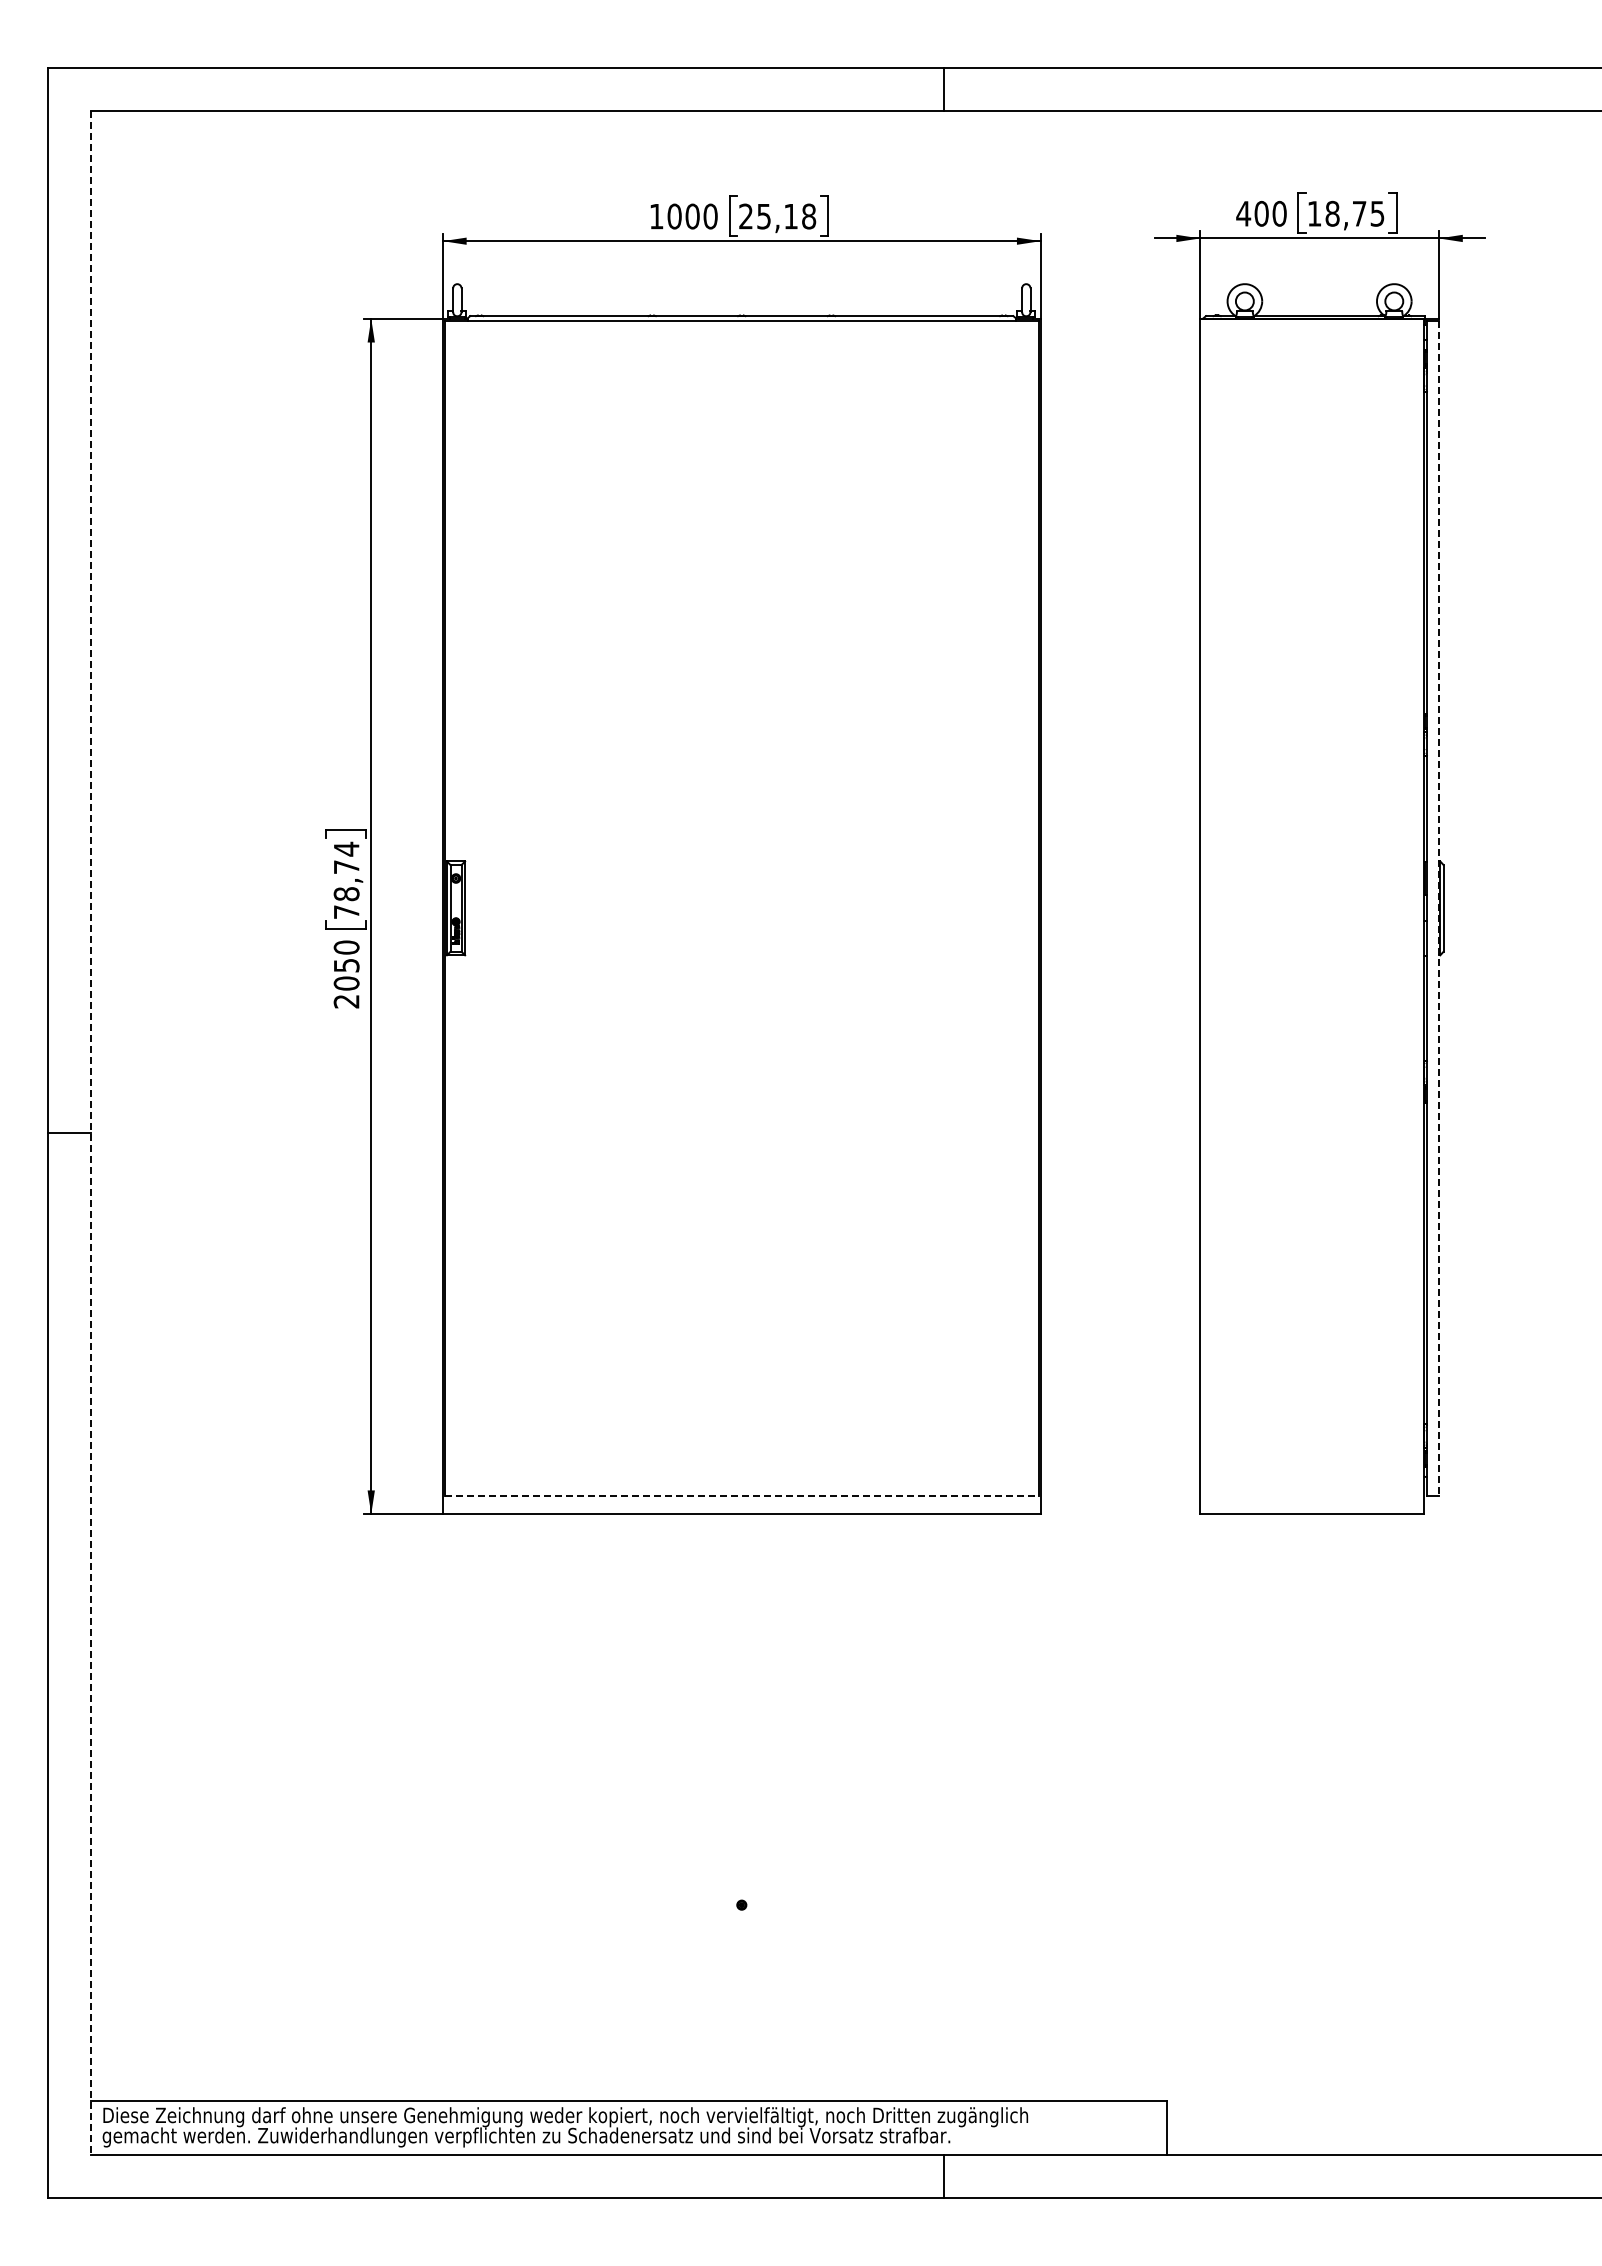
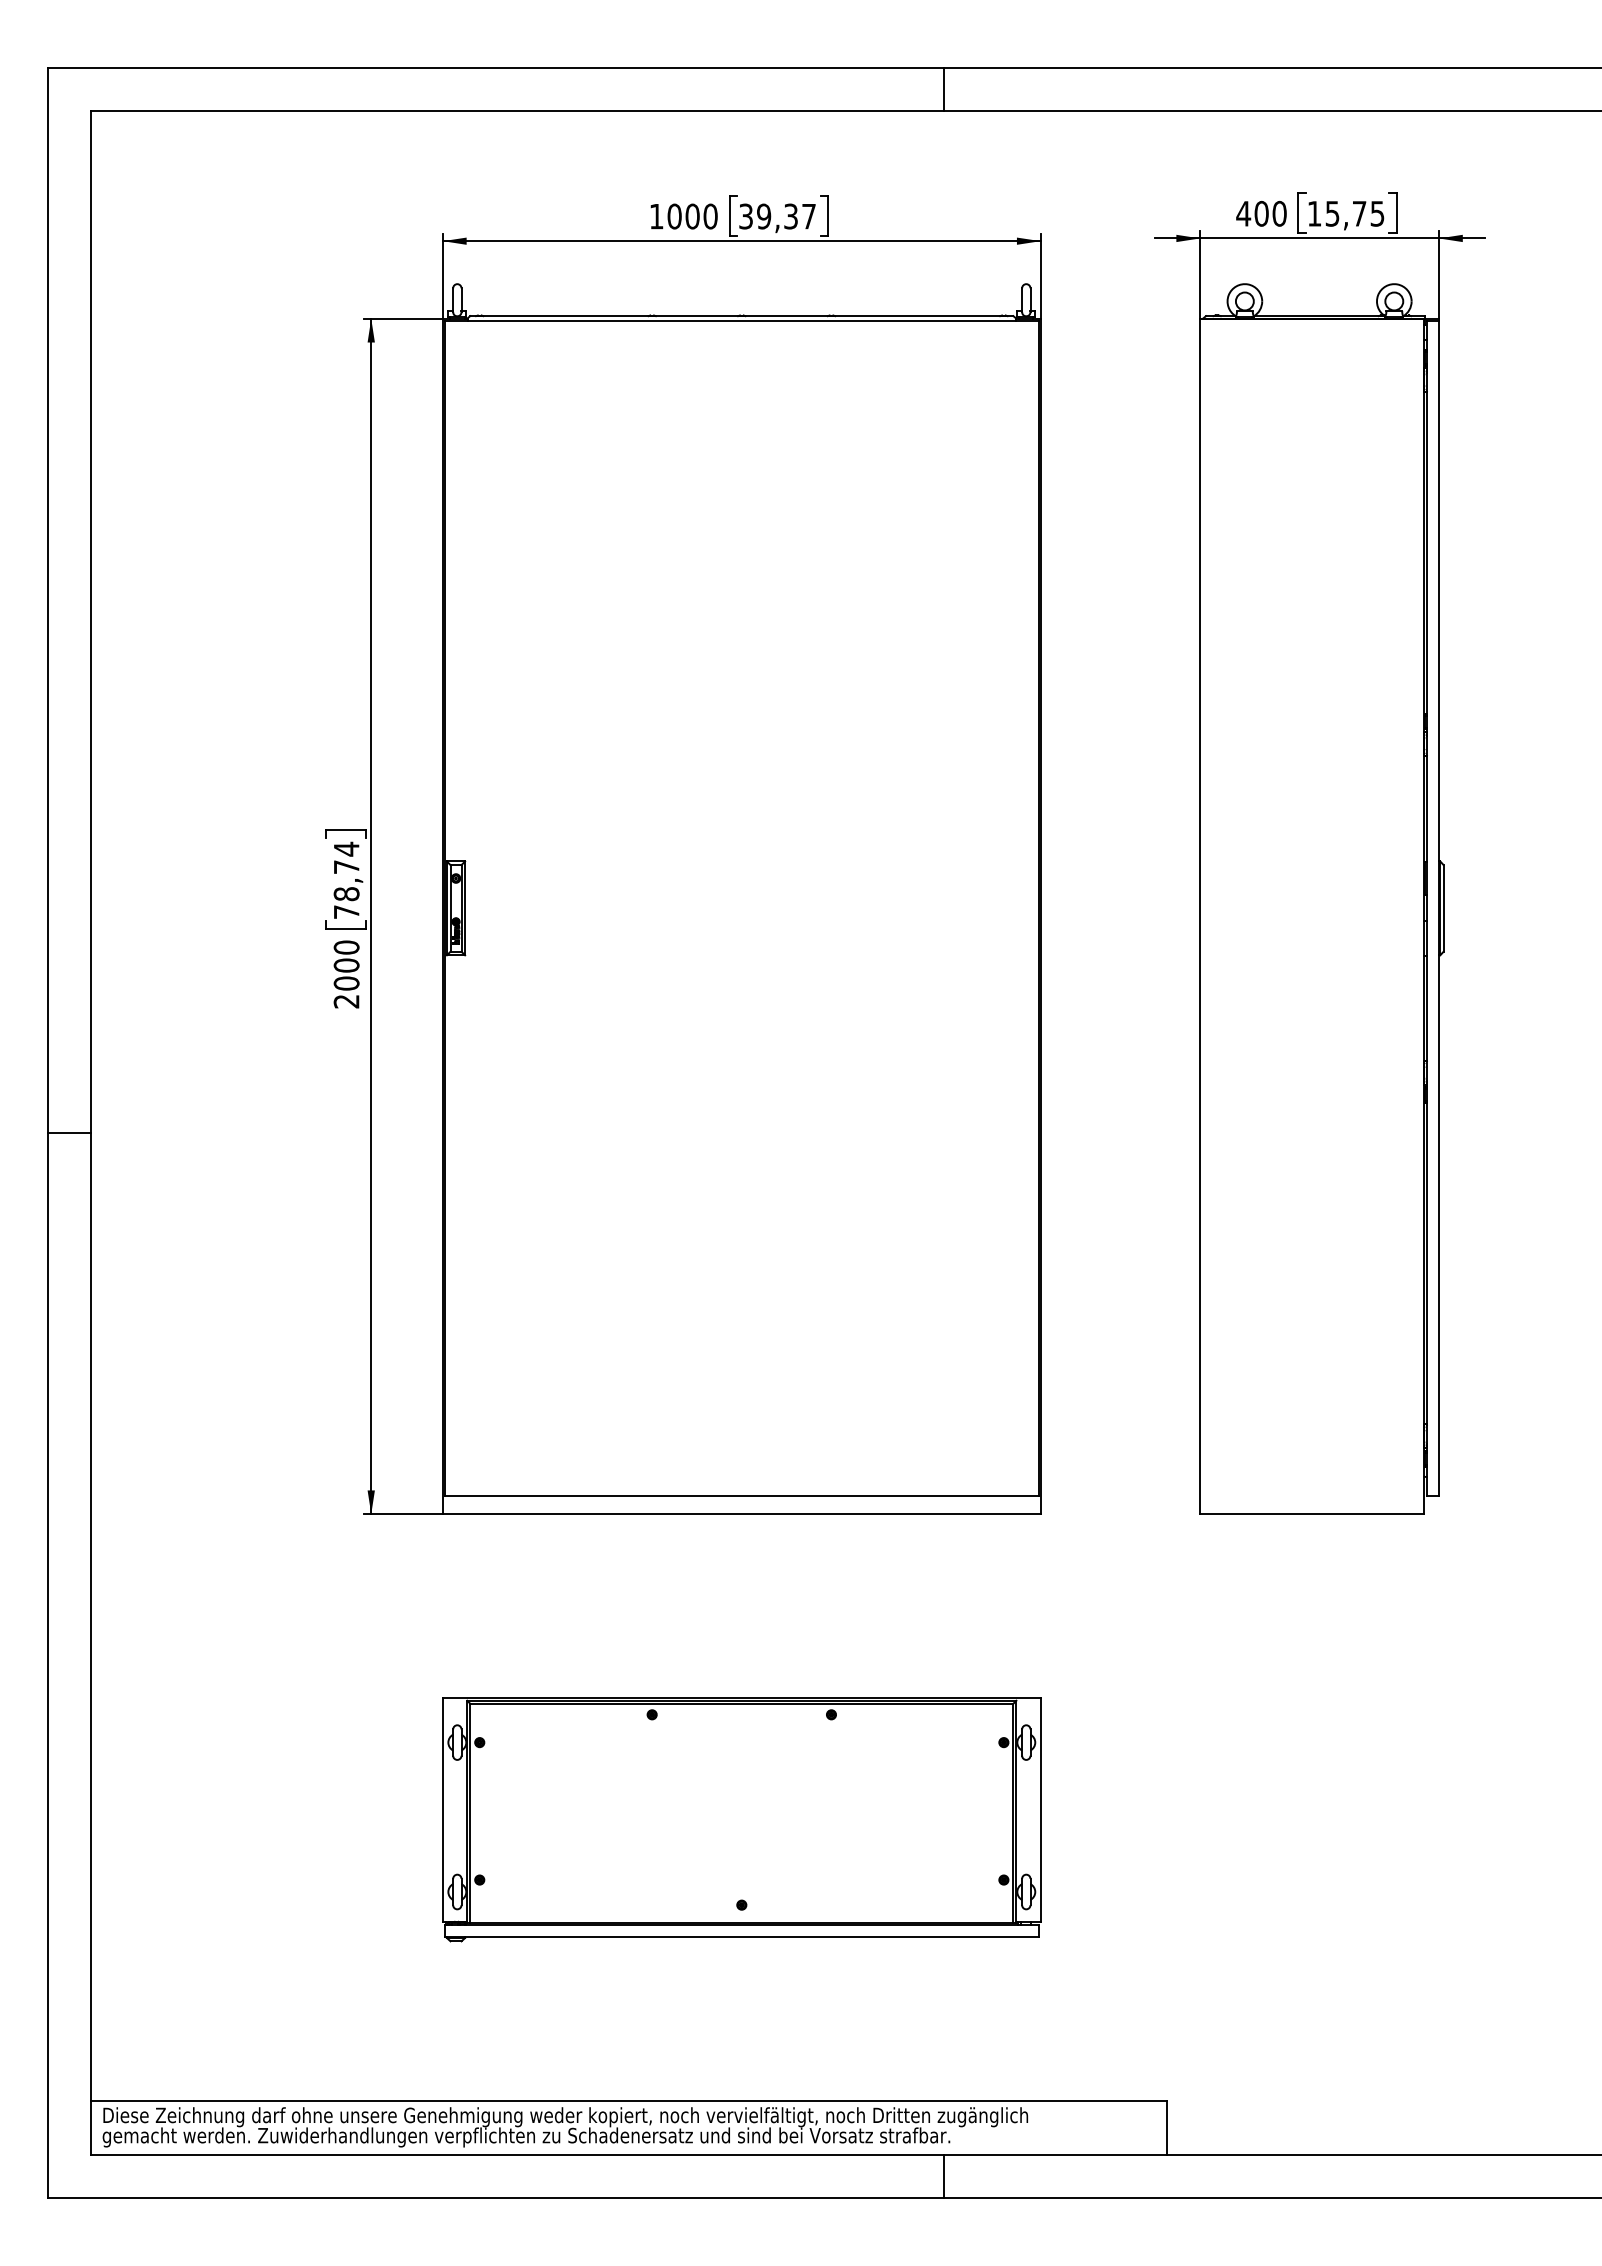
text: 18,75 -> 15,75 (1332, 213)
text: 25,18 -> 39,37 (777, 216)
line: dashed -> solid (1439, 908)
text: 2050 -> 2000 (346, 965)
line: dashed -> solid (90, 1132)
line: dashed -> solid (742, 1496)
part: none -> present (741, 1819)
